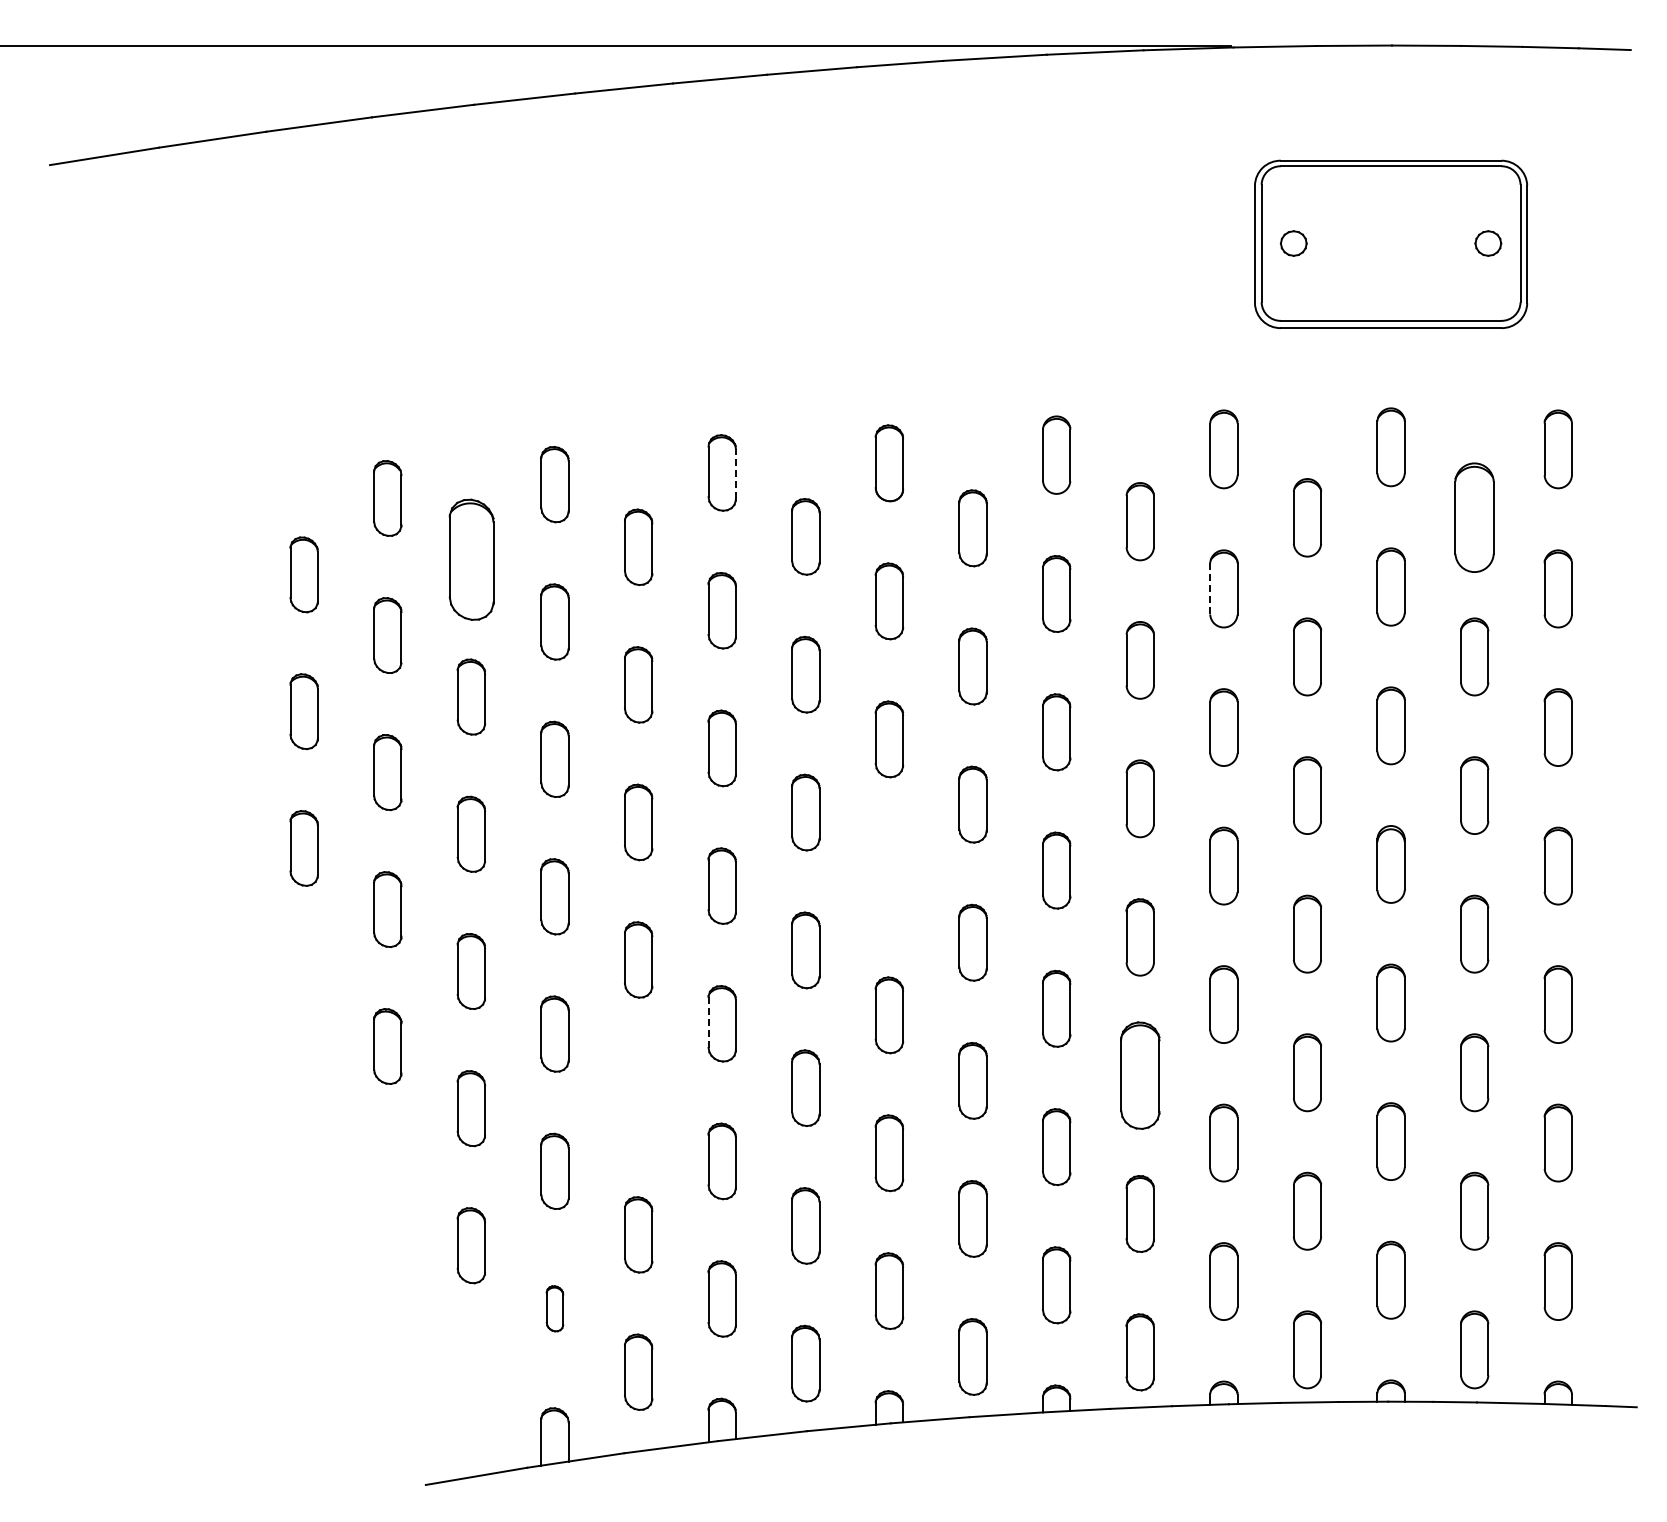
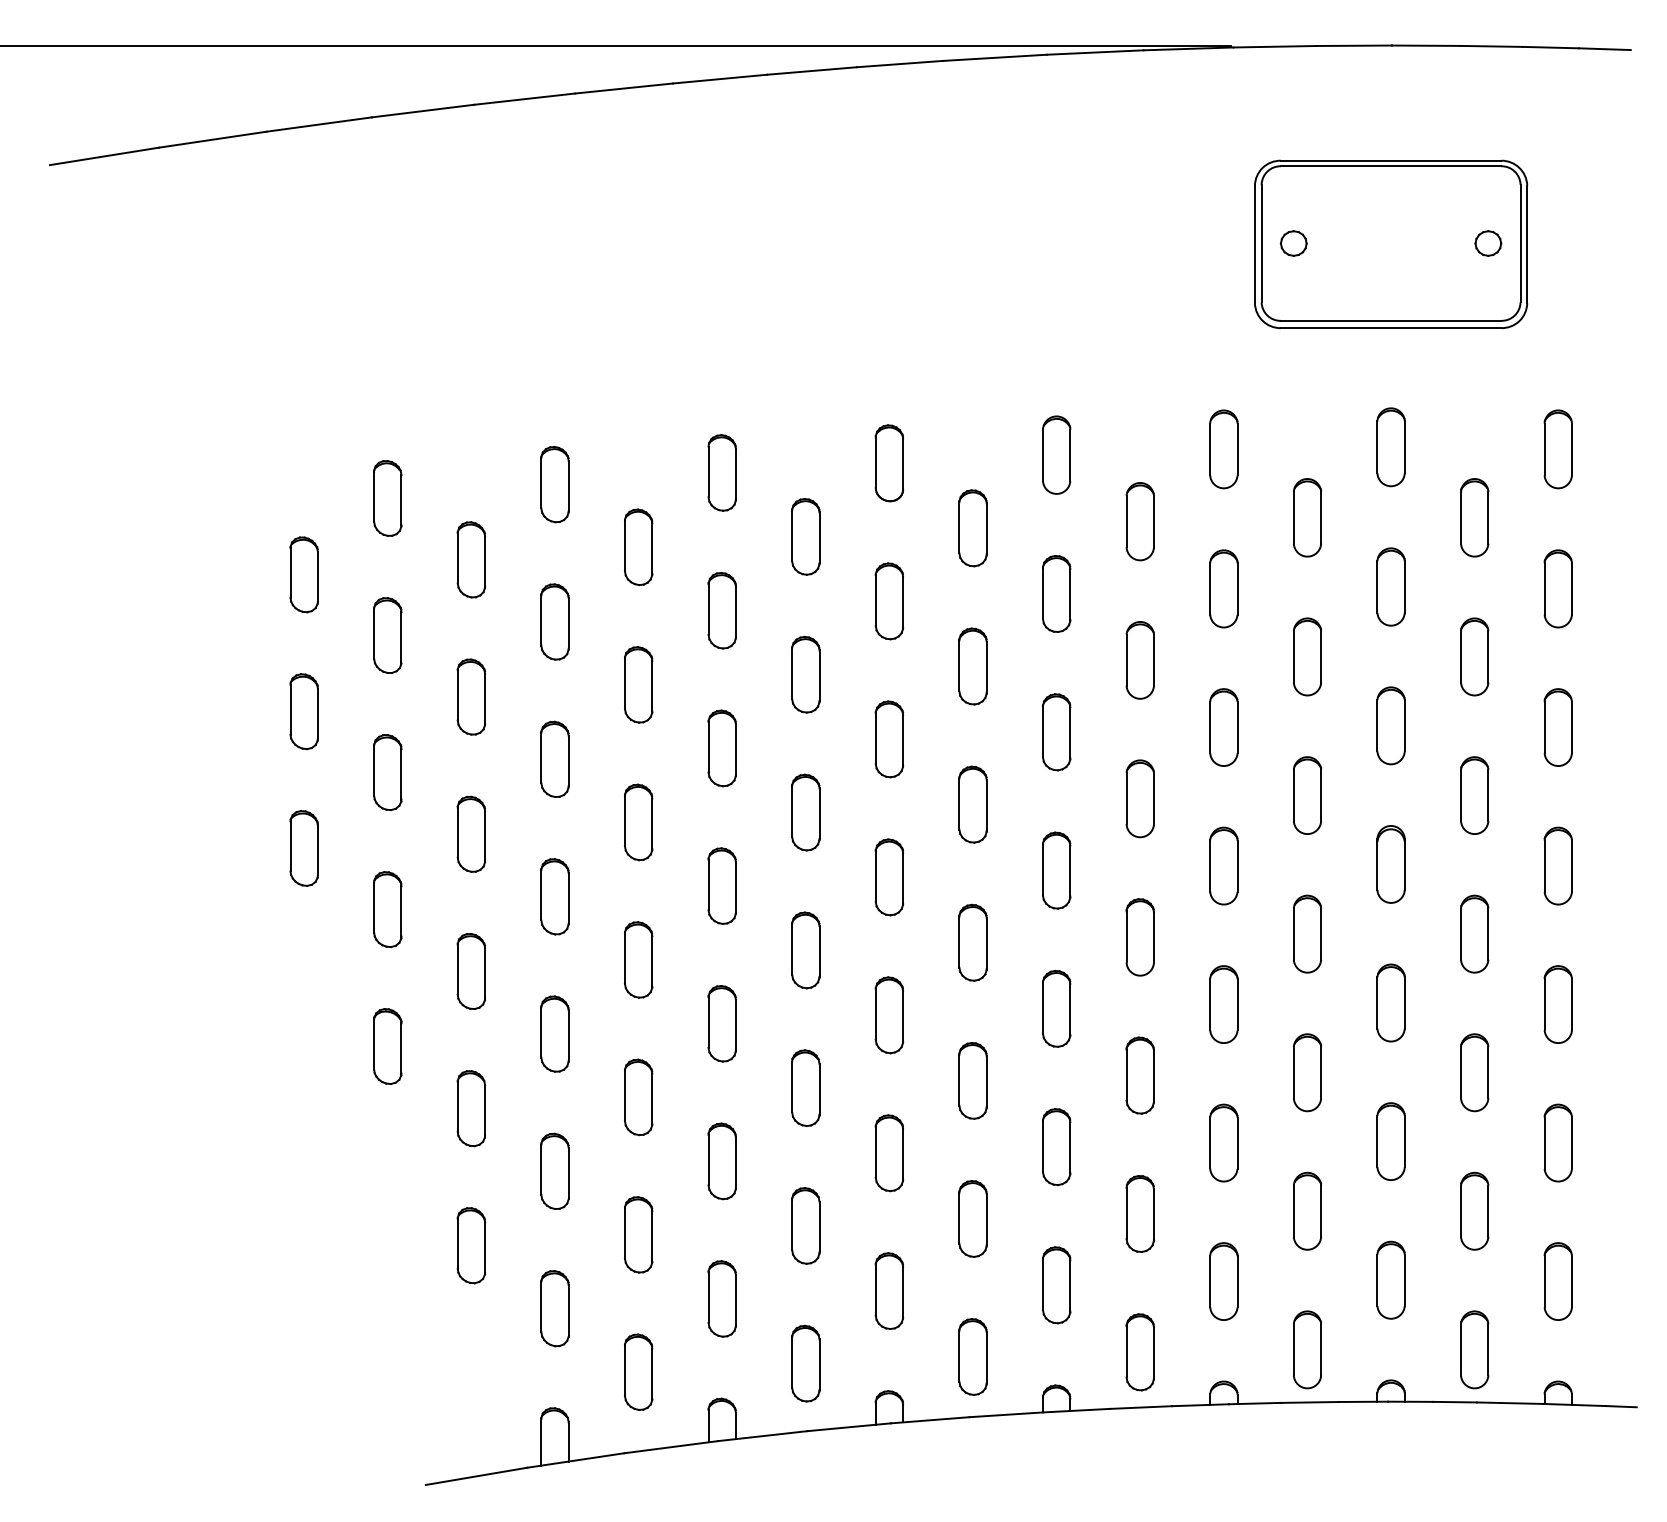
line: dashed -> solid (735, 473)
part size: 41x111 px -> 30x80 px (1474, 517)
part size: 47x123 px -> 30x78 px (470, 559)
line: dashed -> solid (1210, 588)
part: none -> present (889, 877)
line: dashed -> solid (708, 1023)
part size: 41x109 px -> 30x79 px (1139, 1075)
part: none -> present (638, 1097)
part size: 20x48 px -> 30x78 px (554, 1308)
